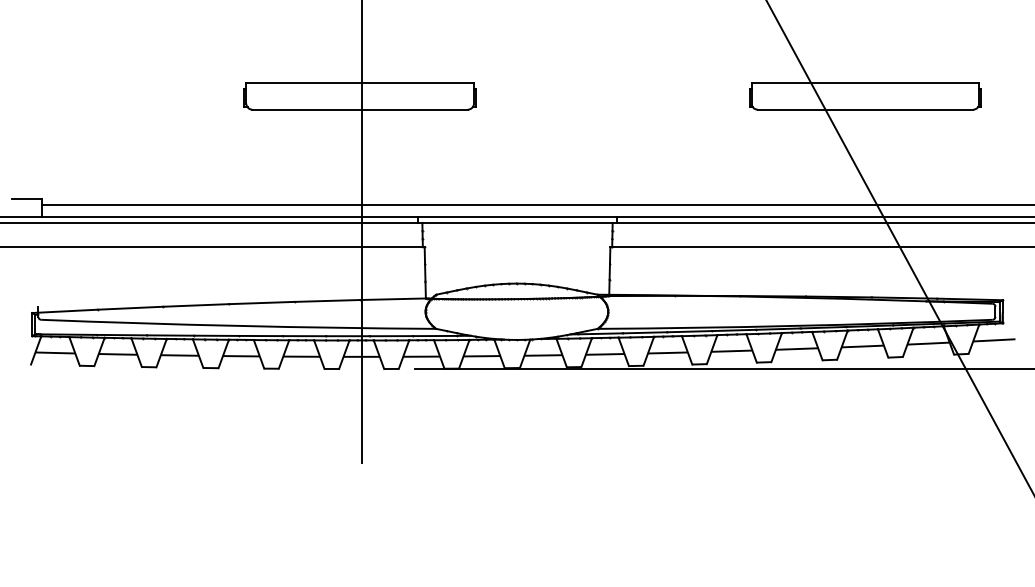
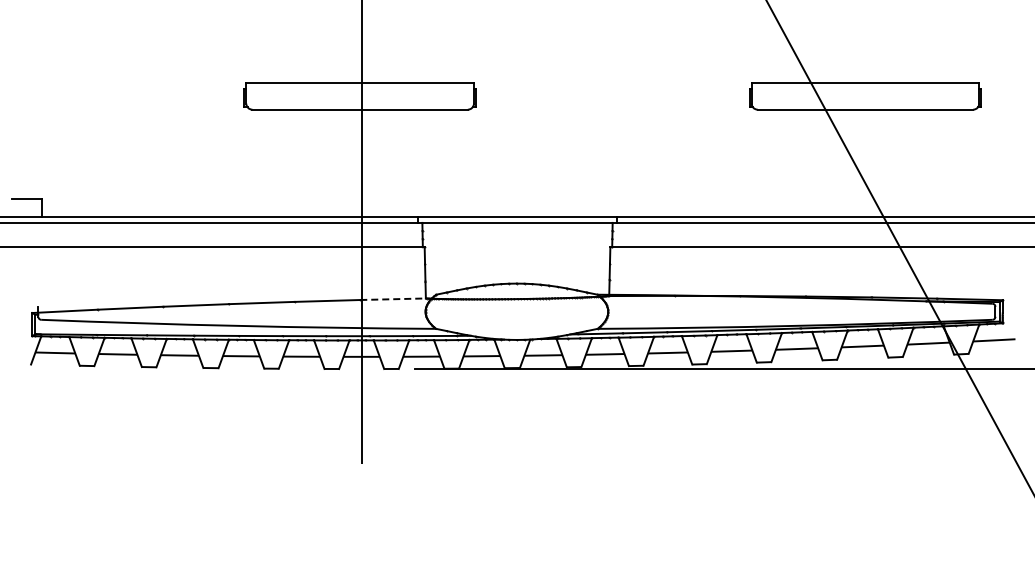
line: present -> none (536, 204)
line: solid -> dashed (393, 299)
